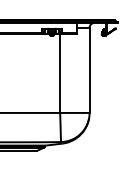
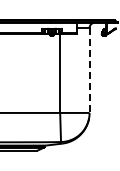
line: solid -> dashed (89, 70)
